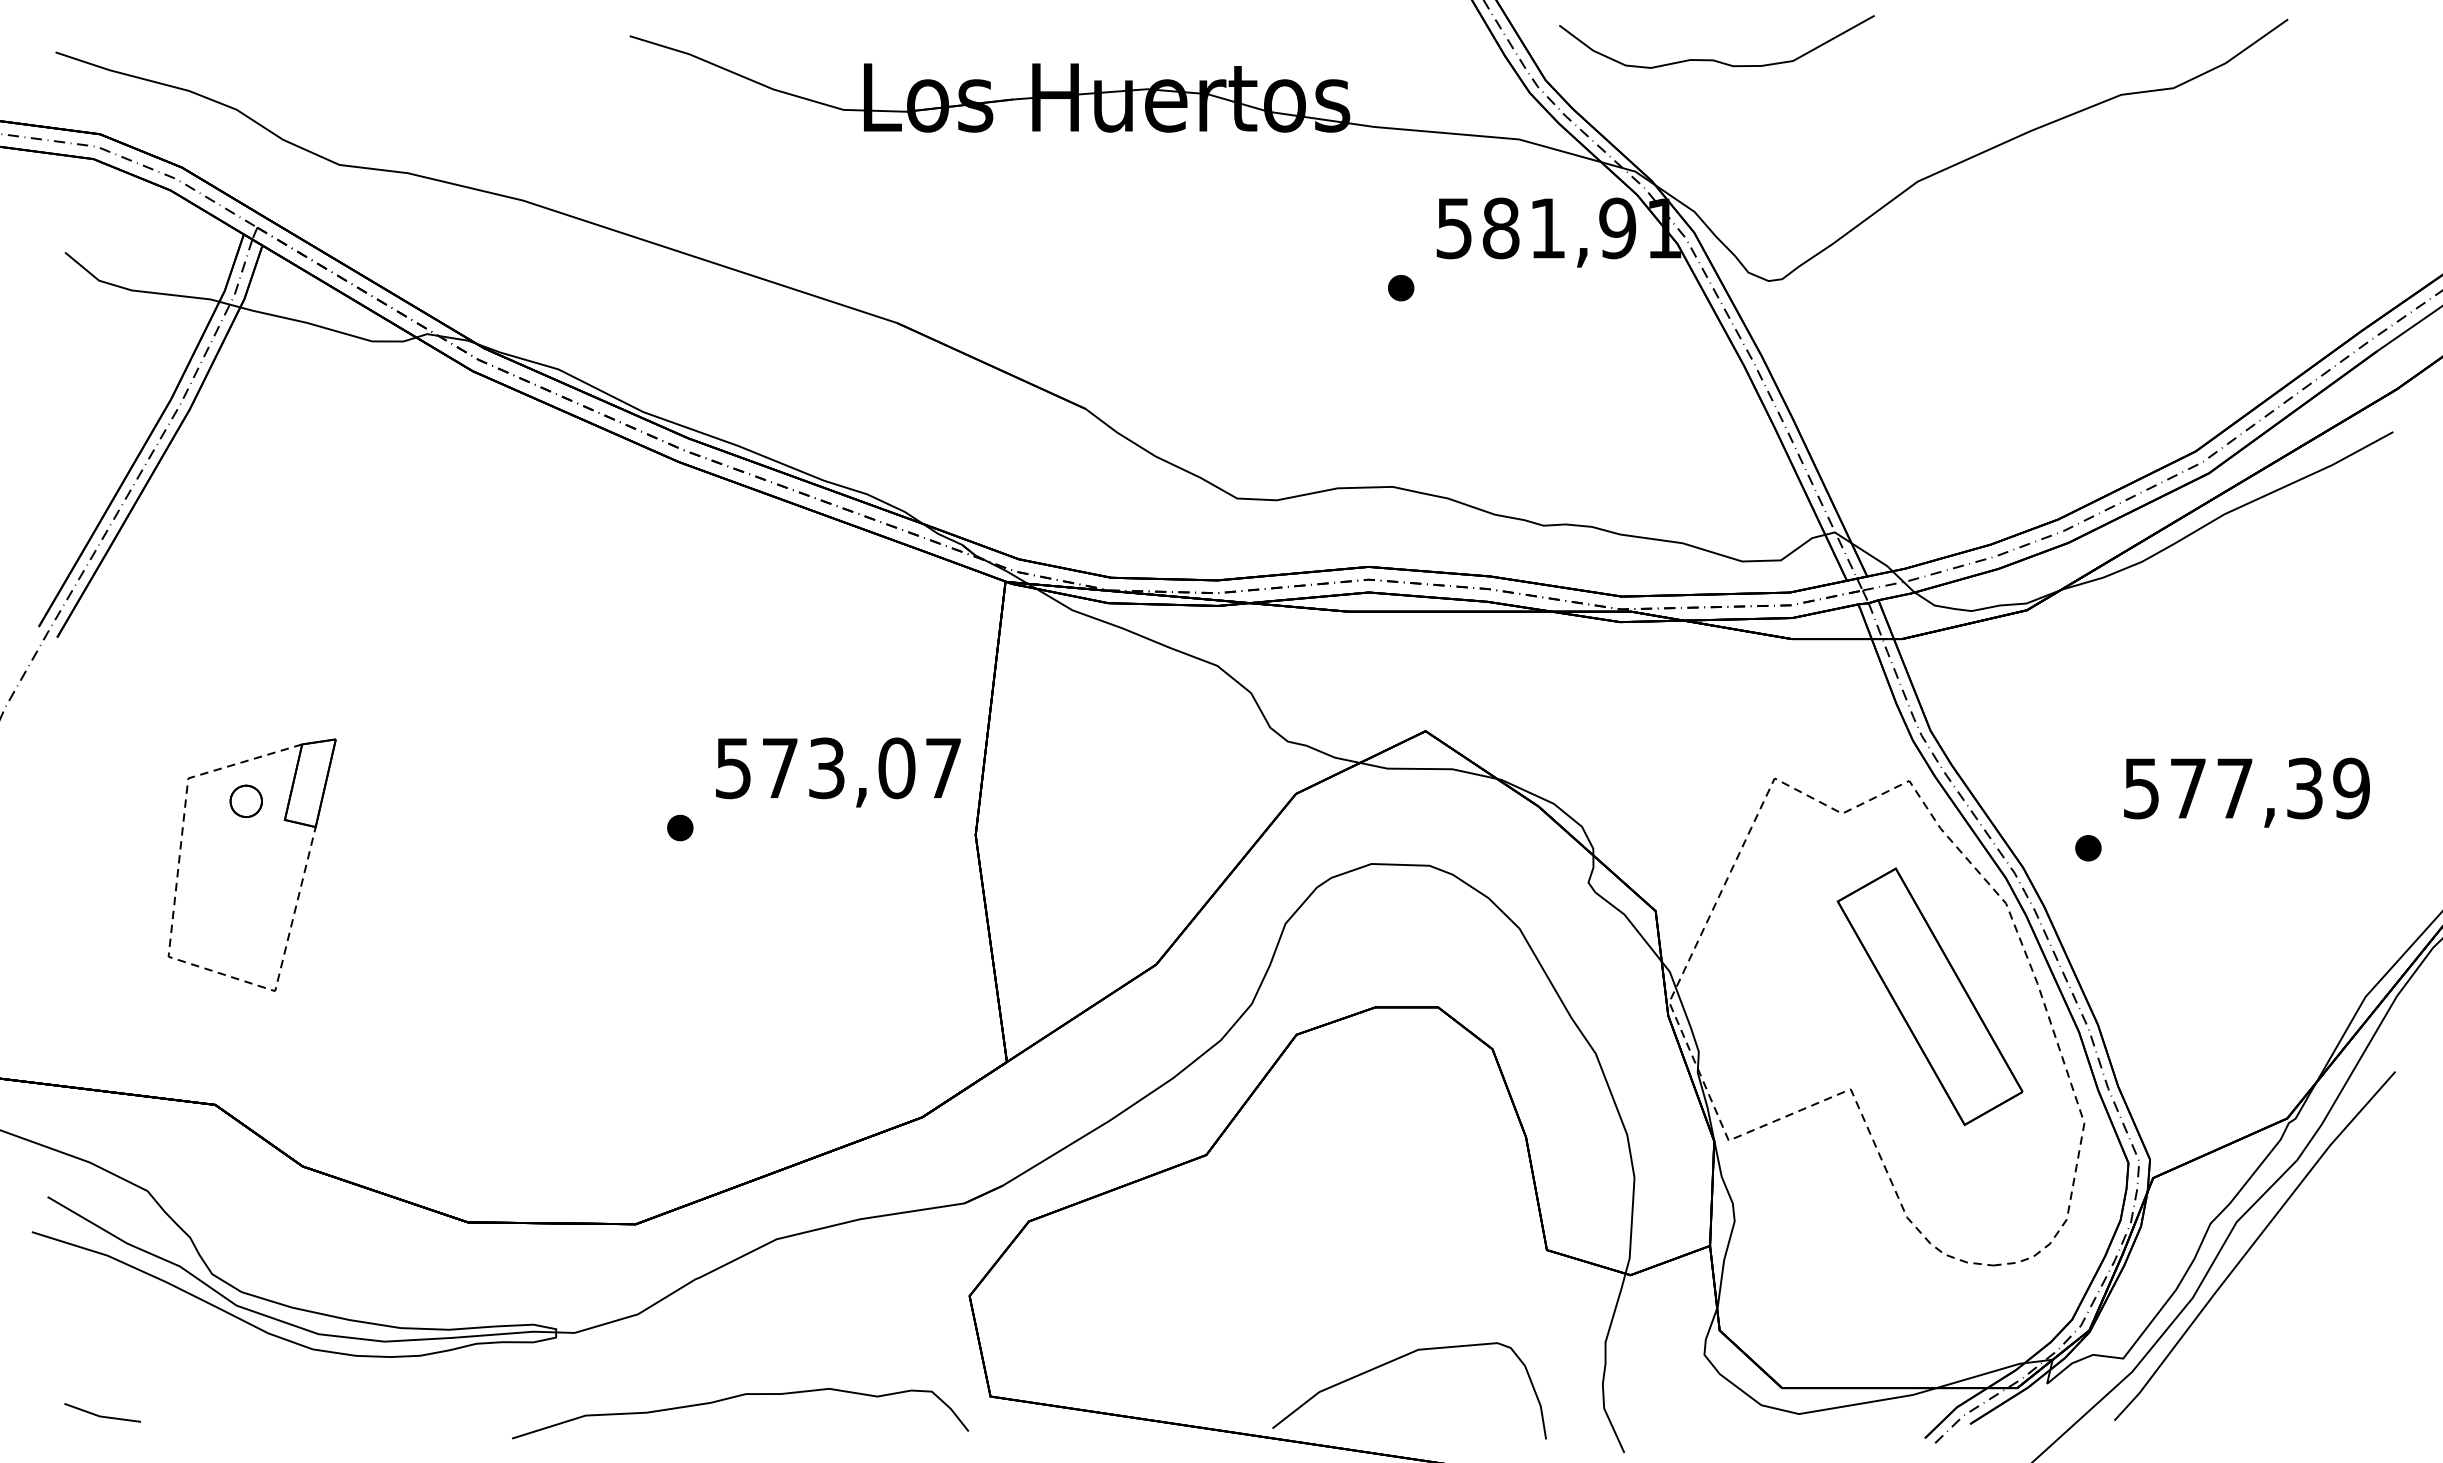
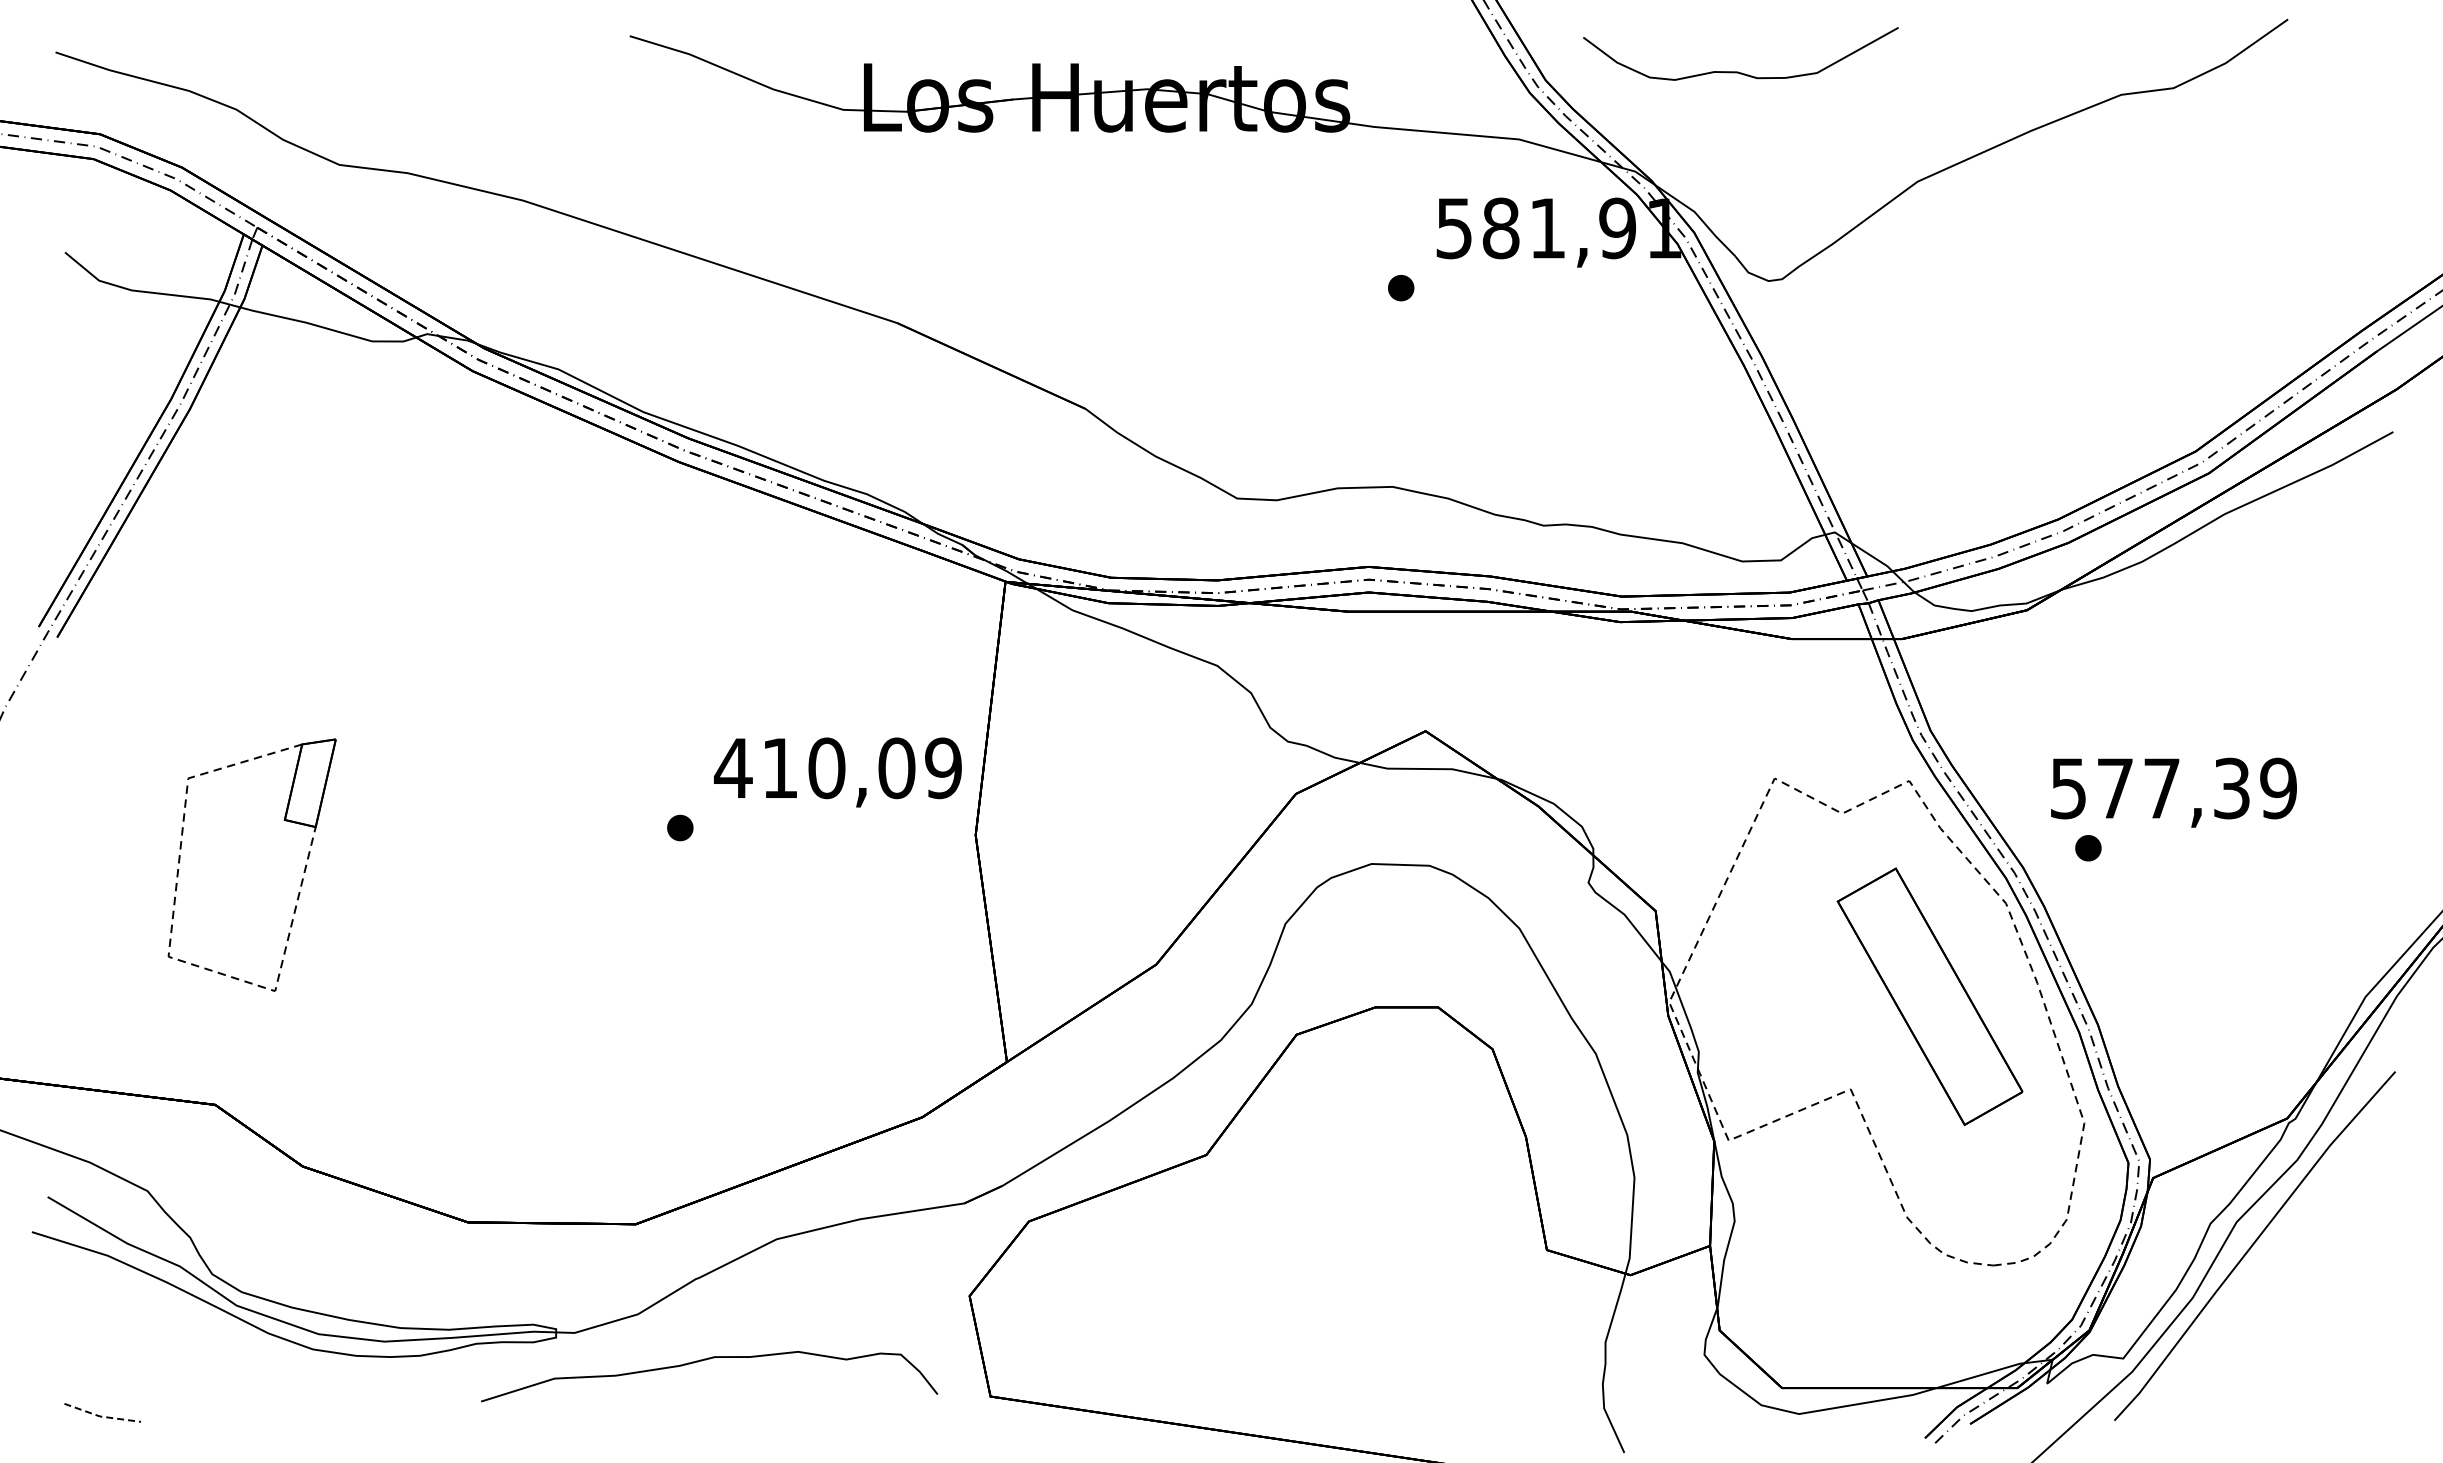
curve position: (1714, 59) -> (1738, 71) (1738, 71)
text: 573,07 -> 410,09 (837, 768)
text position: (2246, 792) -> (2173, 792) (2173, 792)
part: present -> none (245, 800)
curve: present -> none (1396, 1360)
curve position: (737, 1397) -> (706, 1360) (706, 1360)
line: solid -> dashed (101, 1416)
